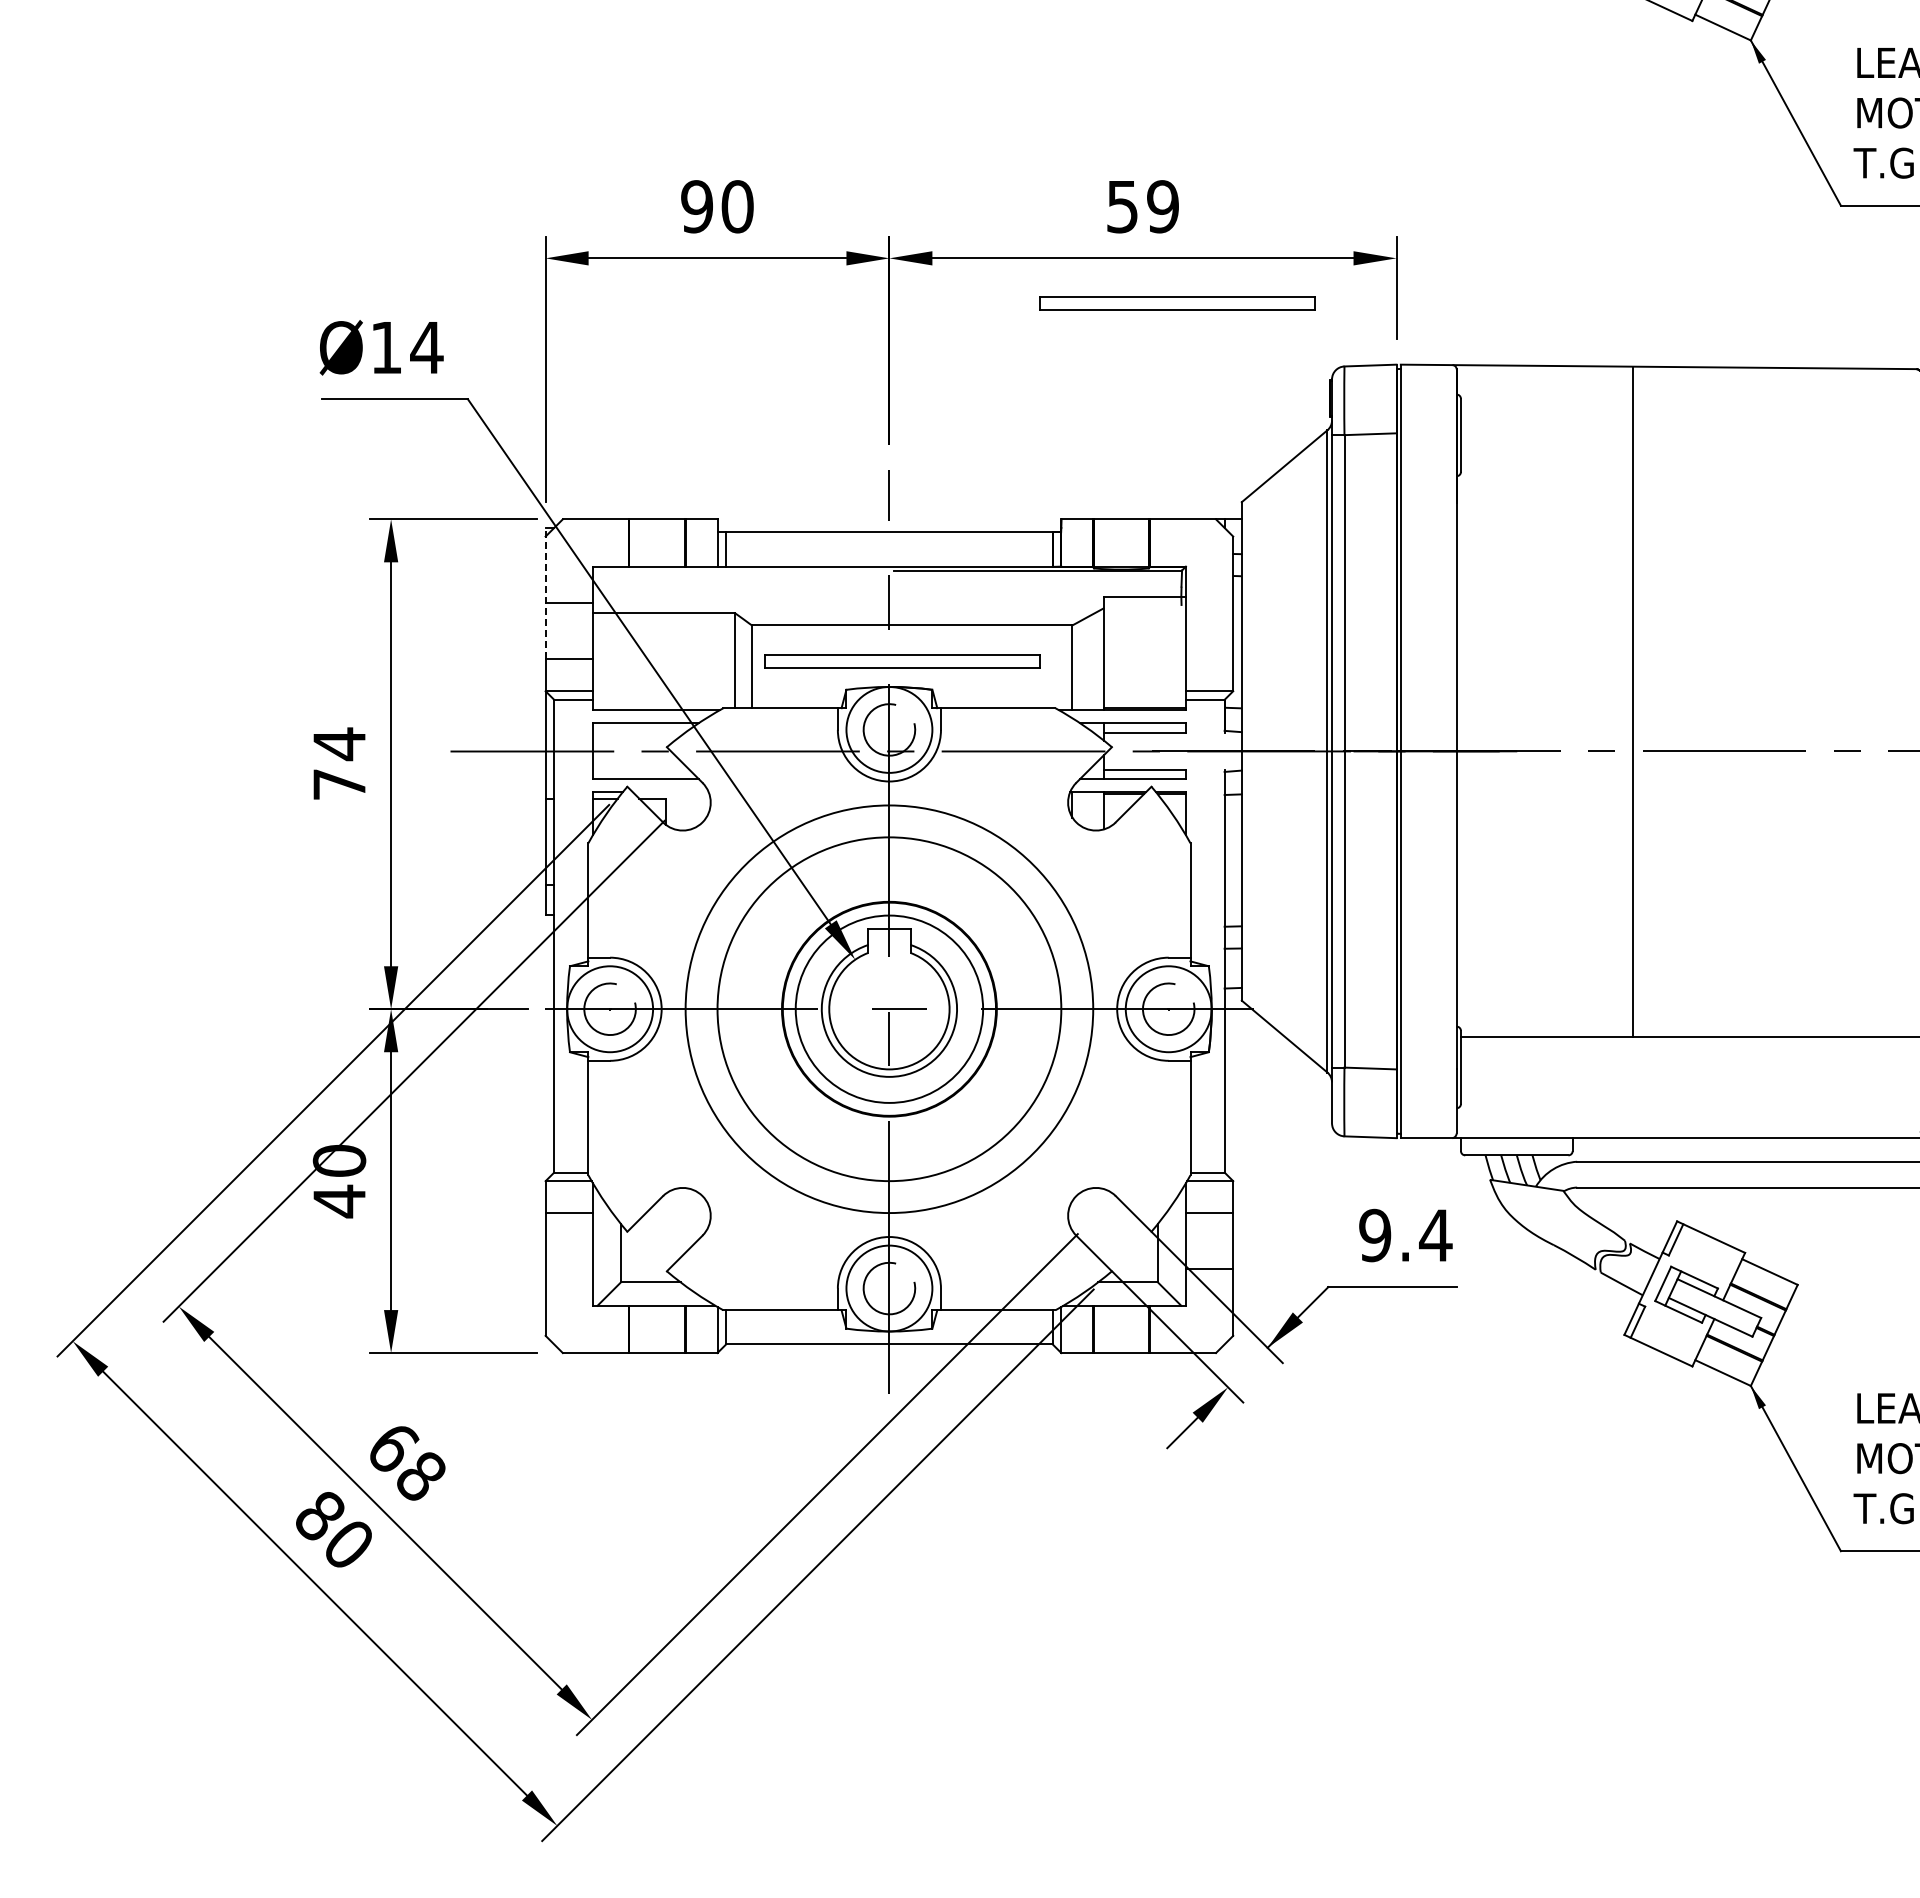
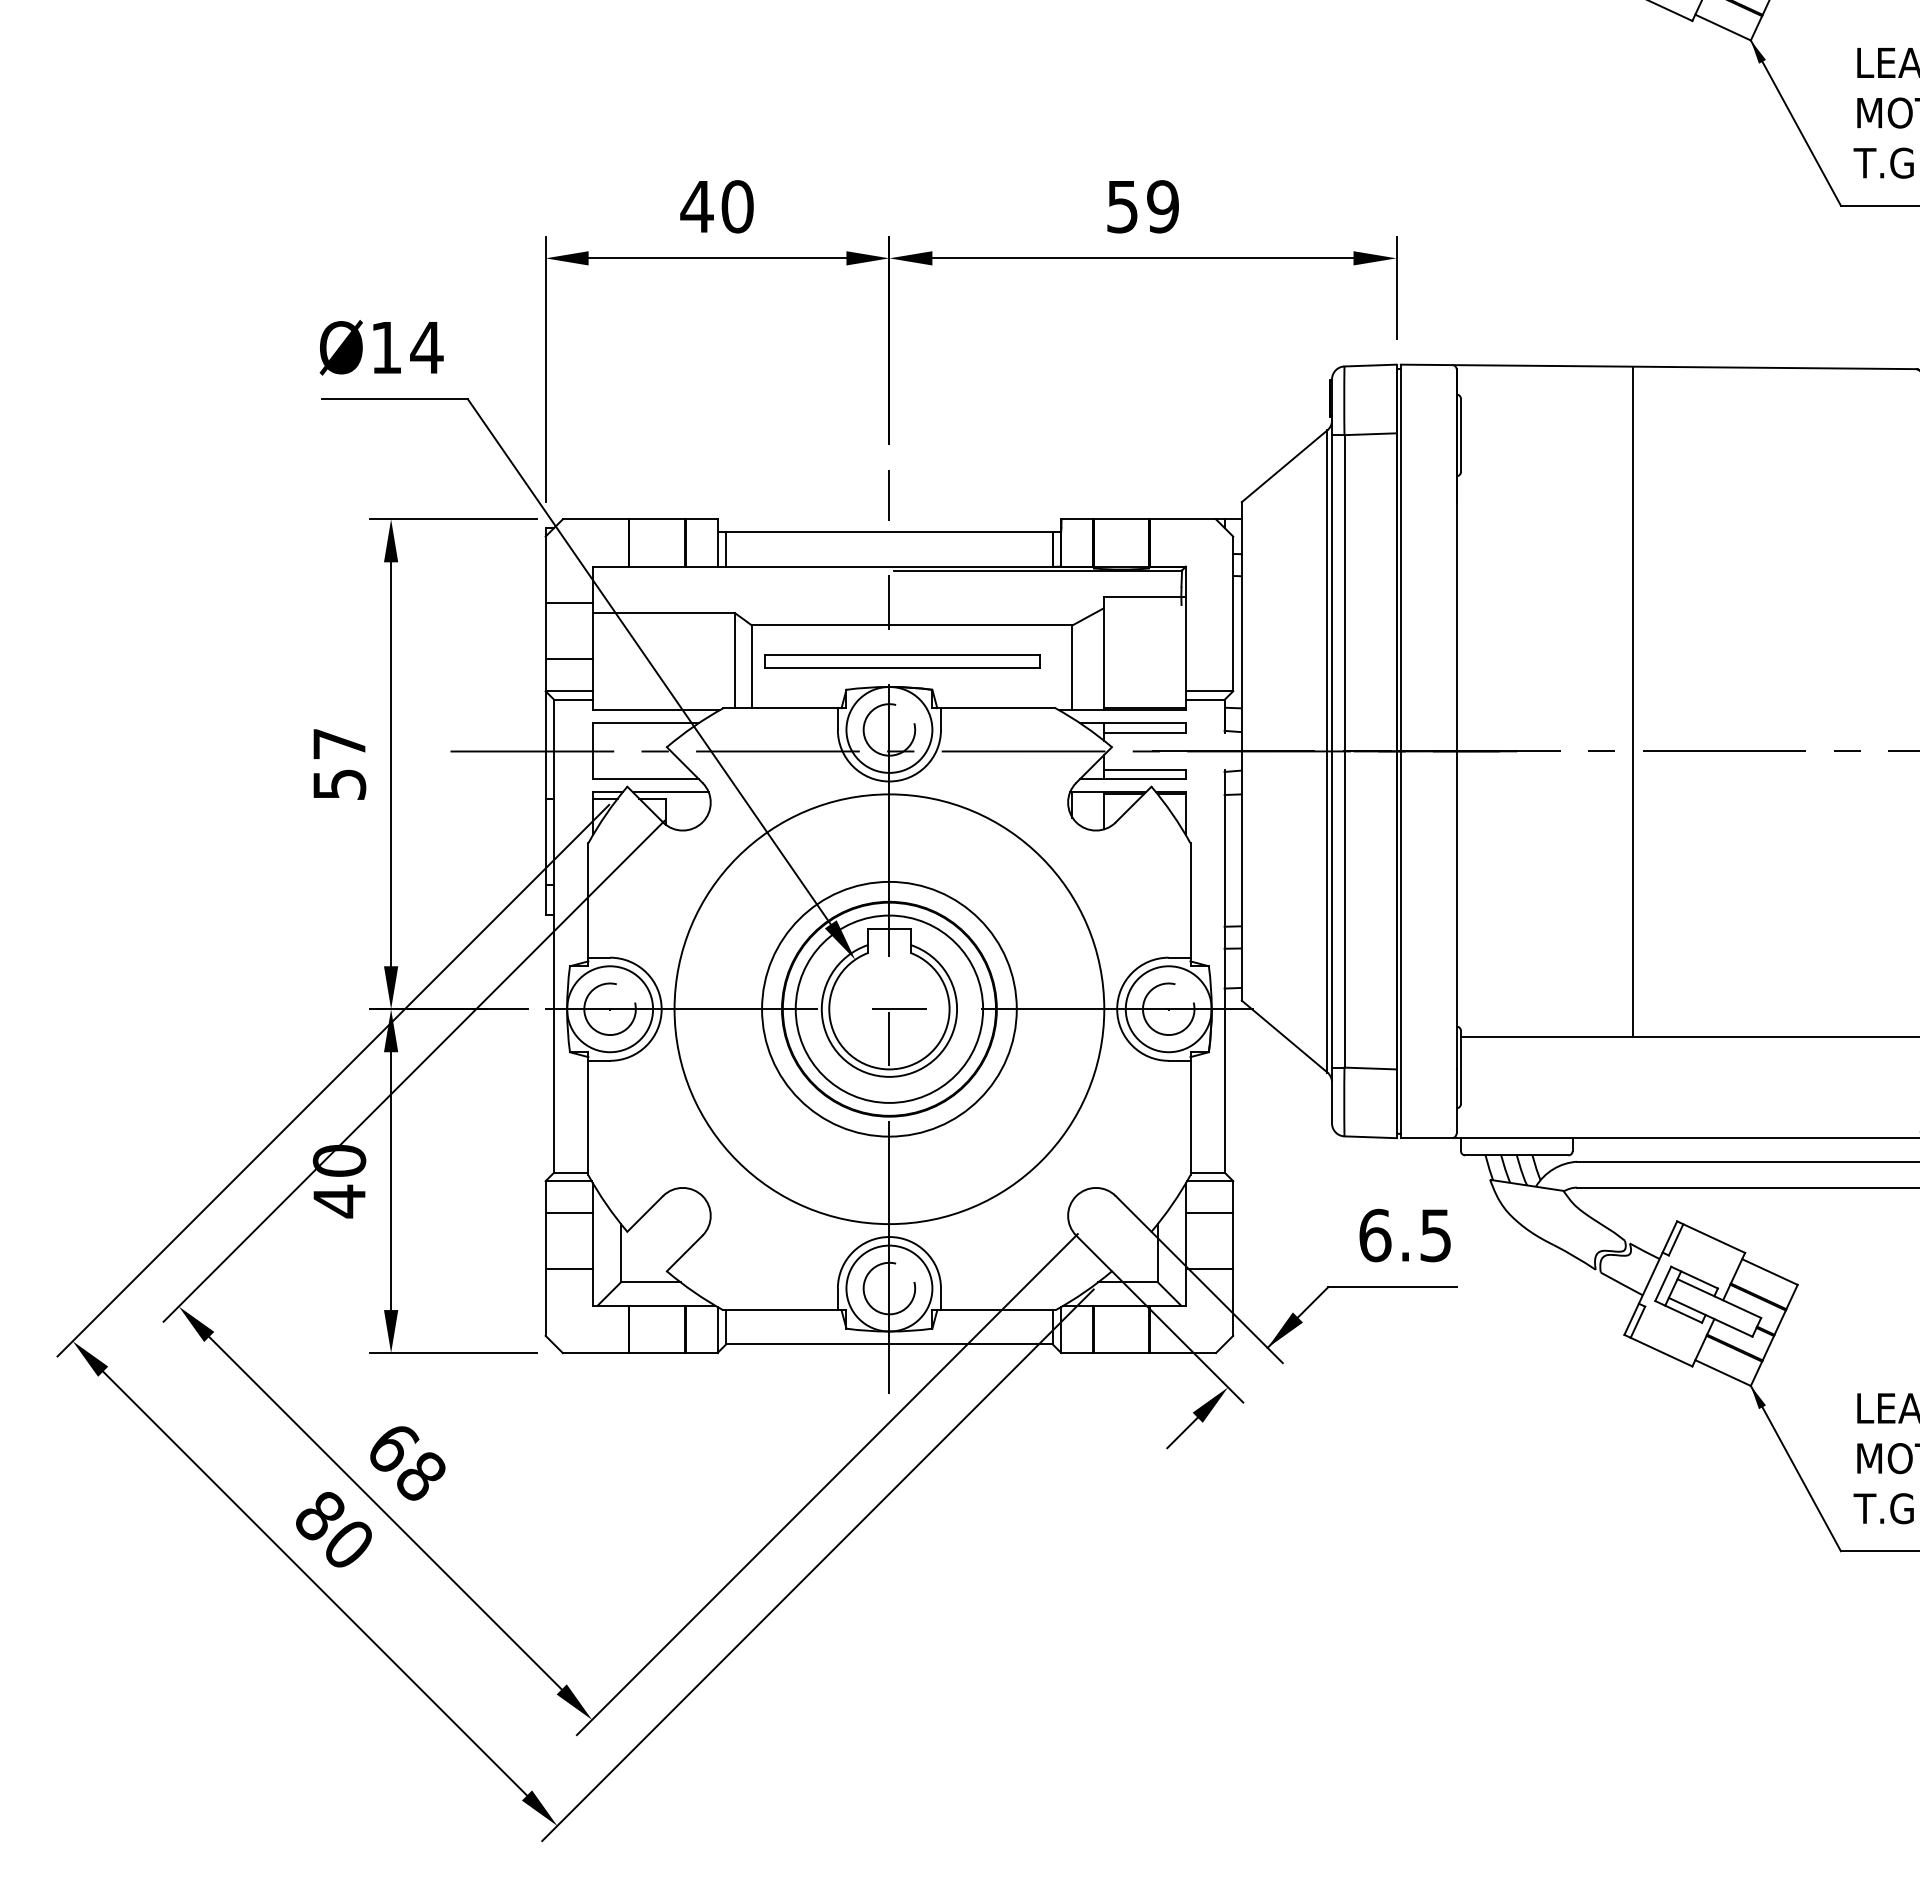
text: 90 -> 40 (696, 206)
part: present -> none (1177, 303)
line: dashed -> solid (545, 592)
text: 74 -> 57 (339, 763)
line: none -> present (670, 791)
circle diameter: 344 px -> 430 px (889, 1009)
circle diameter: 408 px -> 255 px (889, 1008)
text: 9.4 -> 6.5 (1405, 1235)
line: none -> present (568, 1269)
